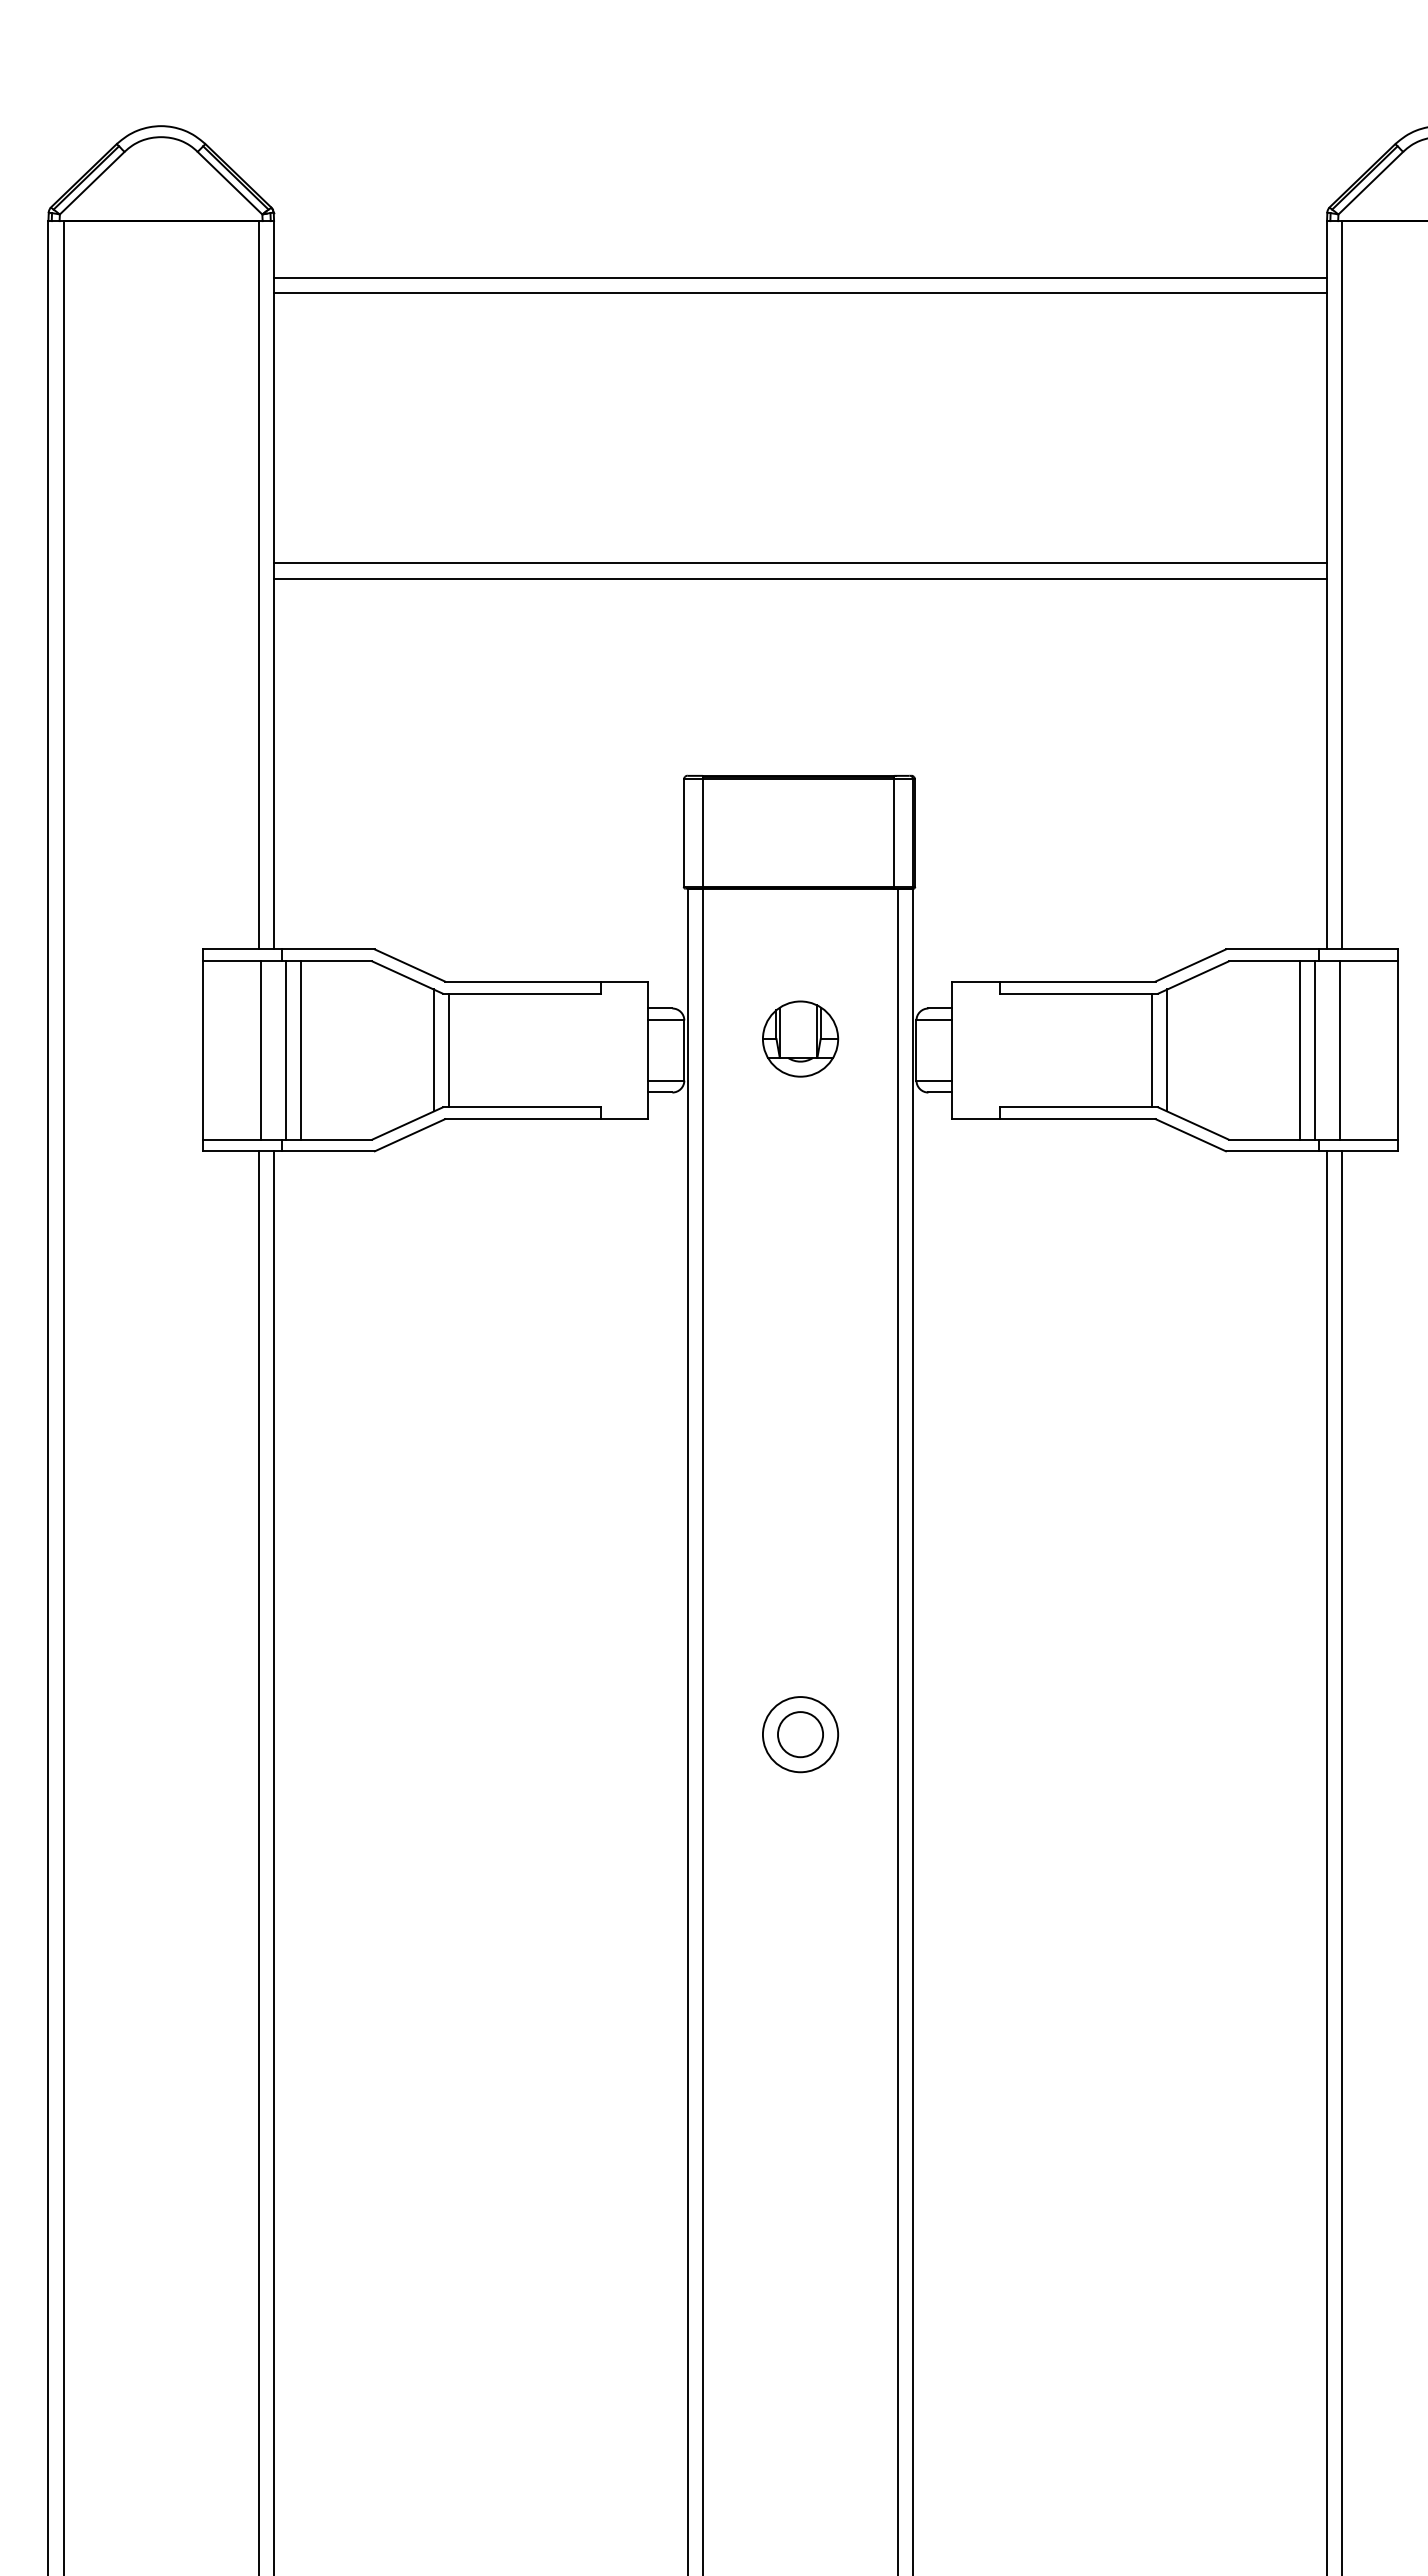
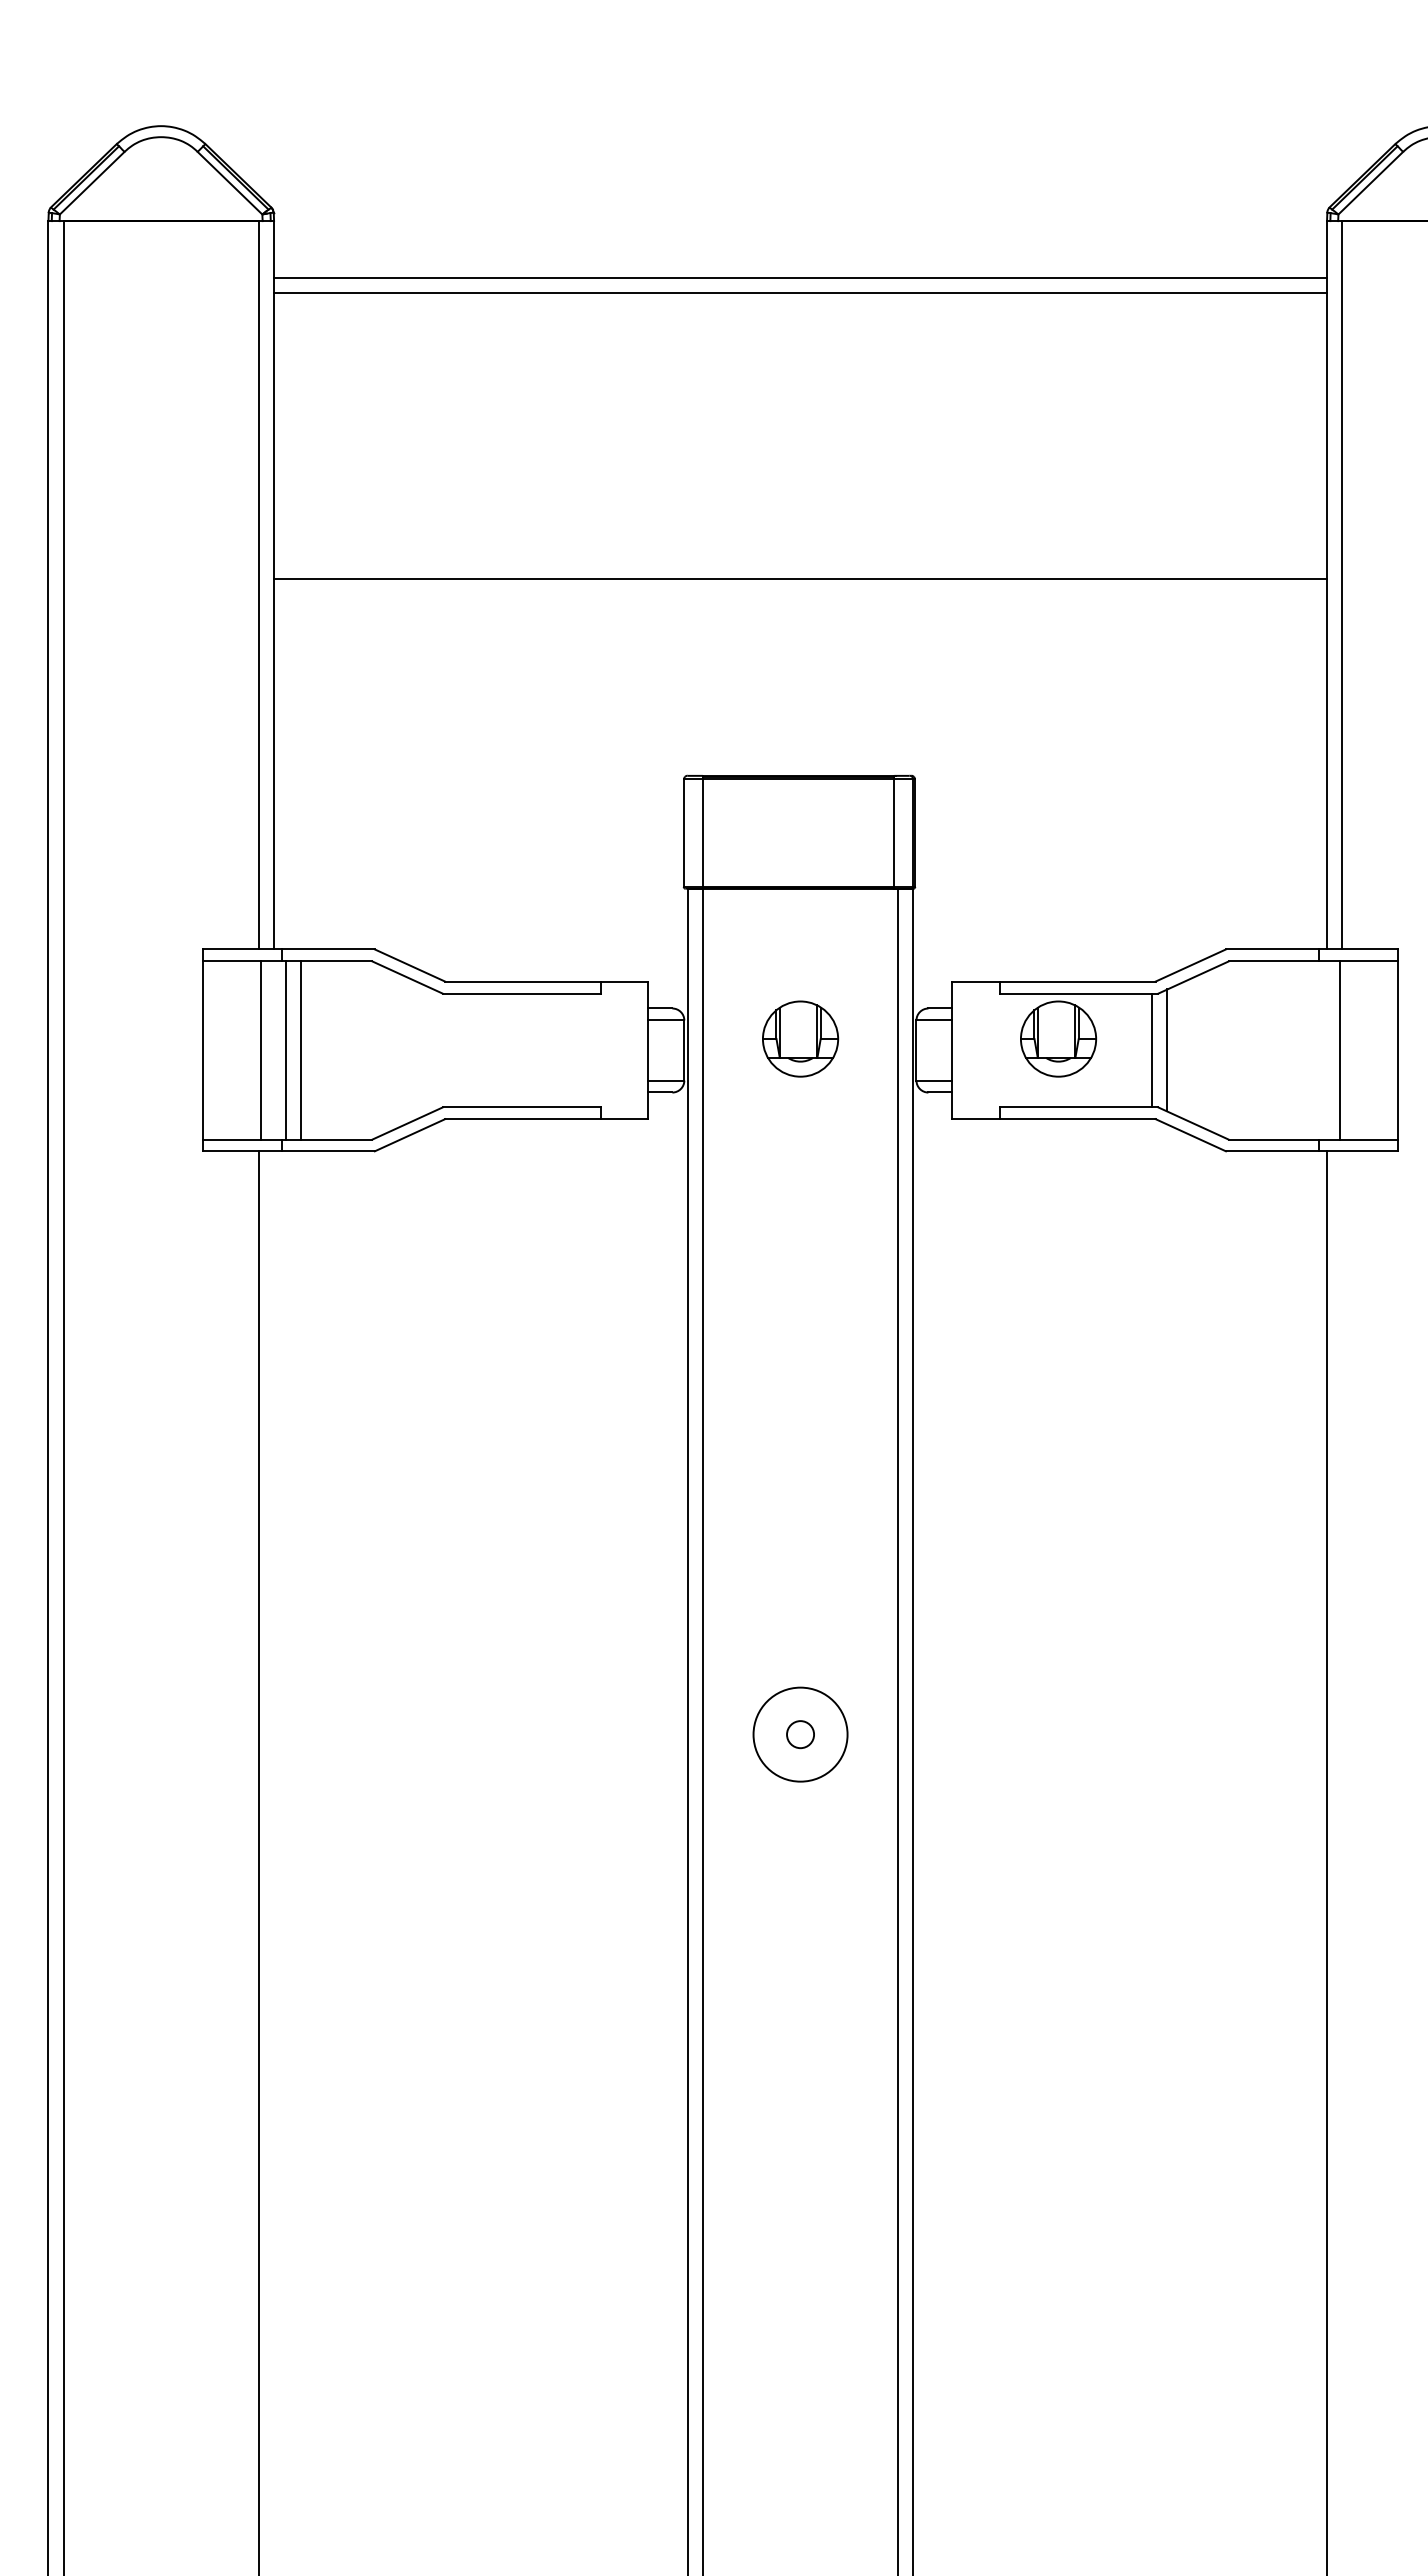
line: present -> none (800, 563)
part: none -> present (1058, 1038)
line: present -> none (433, 1050)
line: present -> none (448, 1050)
line: present -> none (1299, 1050)
line: present -> none (1314, 1050)
circle diameter: 45 px -> 27 px (800, 1734)
circle diameter: 75 px -> 94 px (800, 1734)
line: present -> none (274, 1861)
line: present -> none (1342, 1861)
